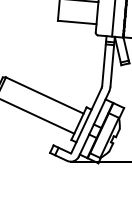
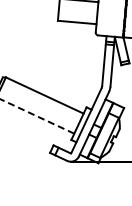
line: present -> none (113, 19)
line: solid -> dashed (37, 116)
